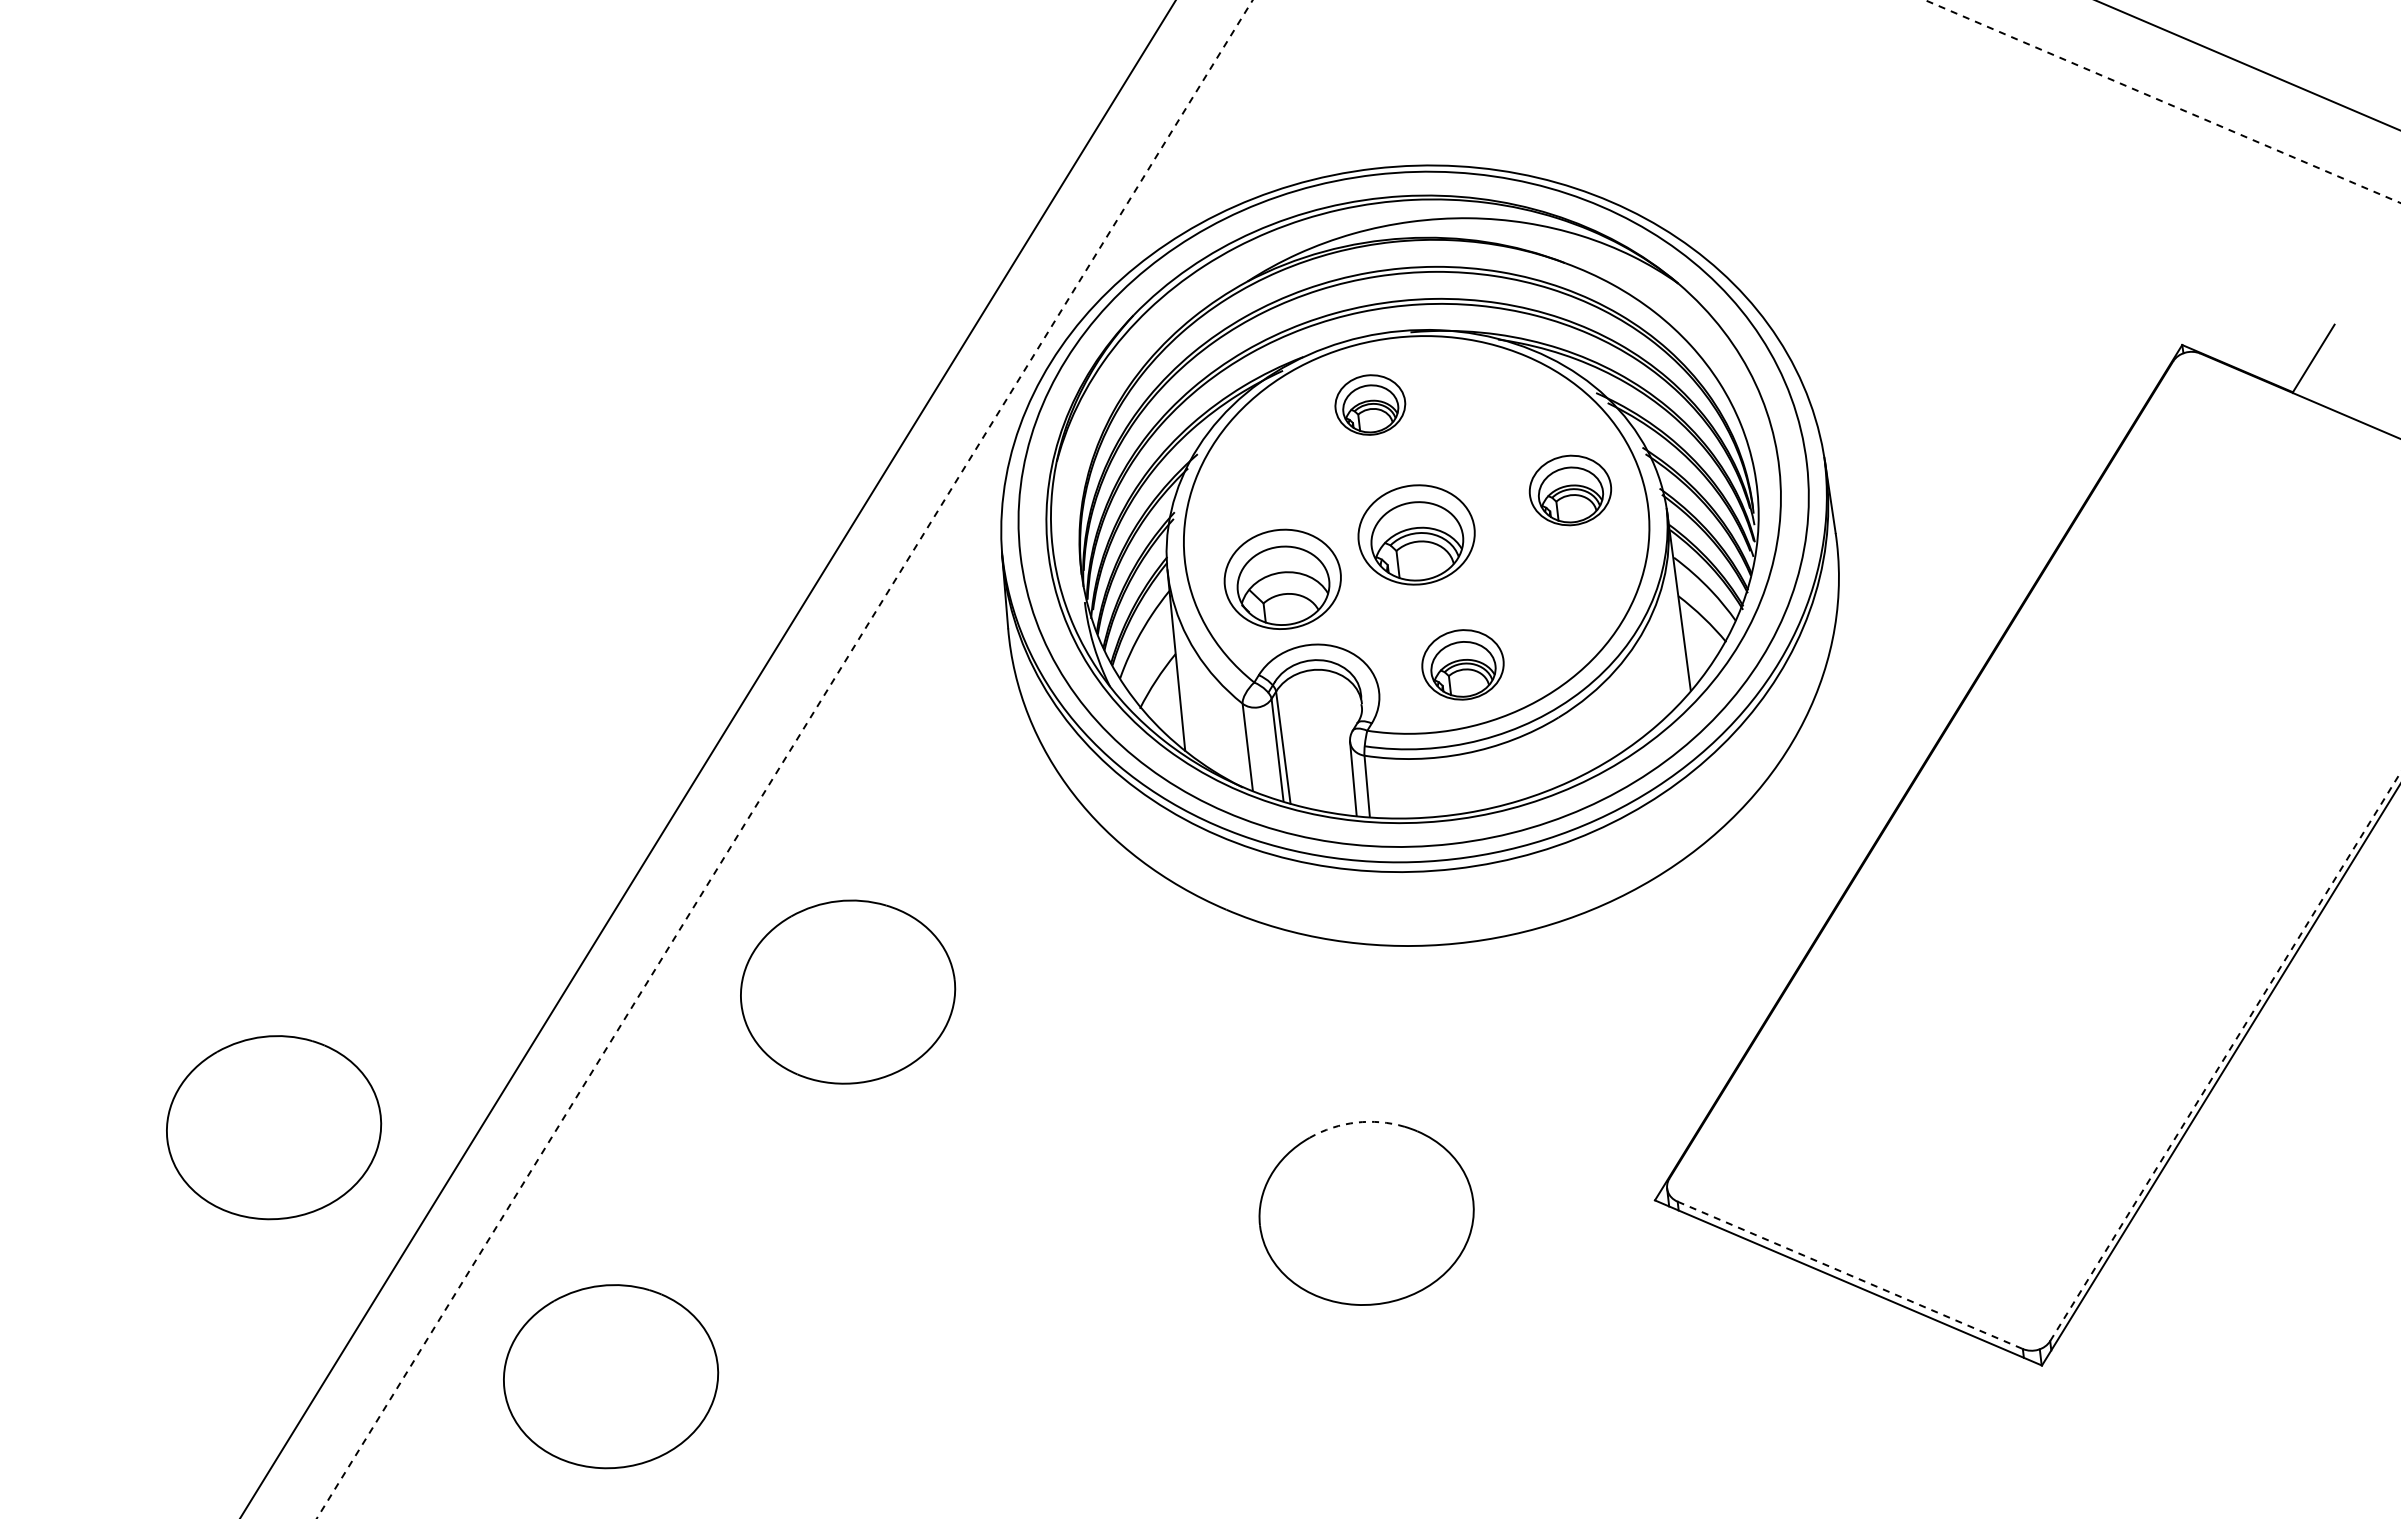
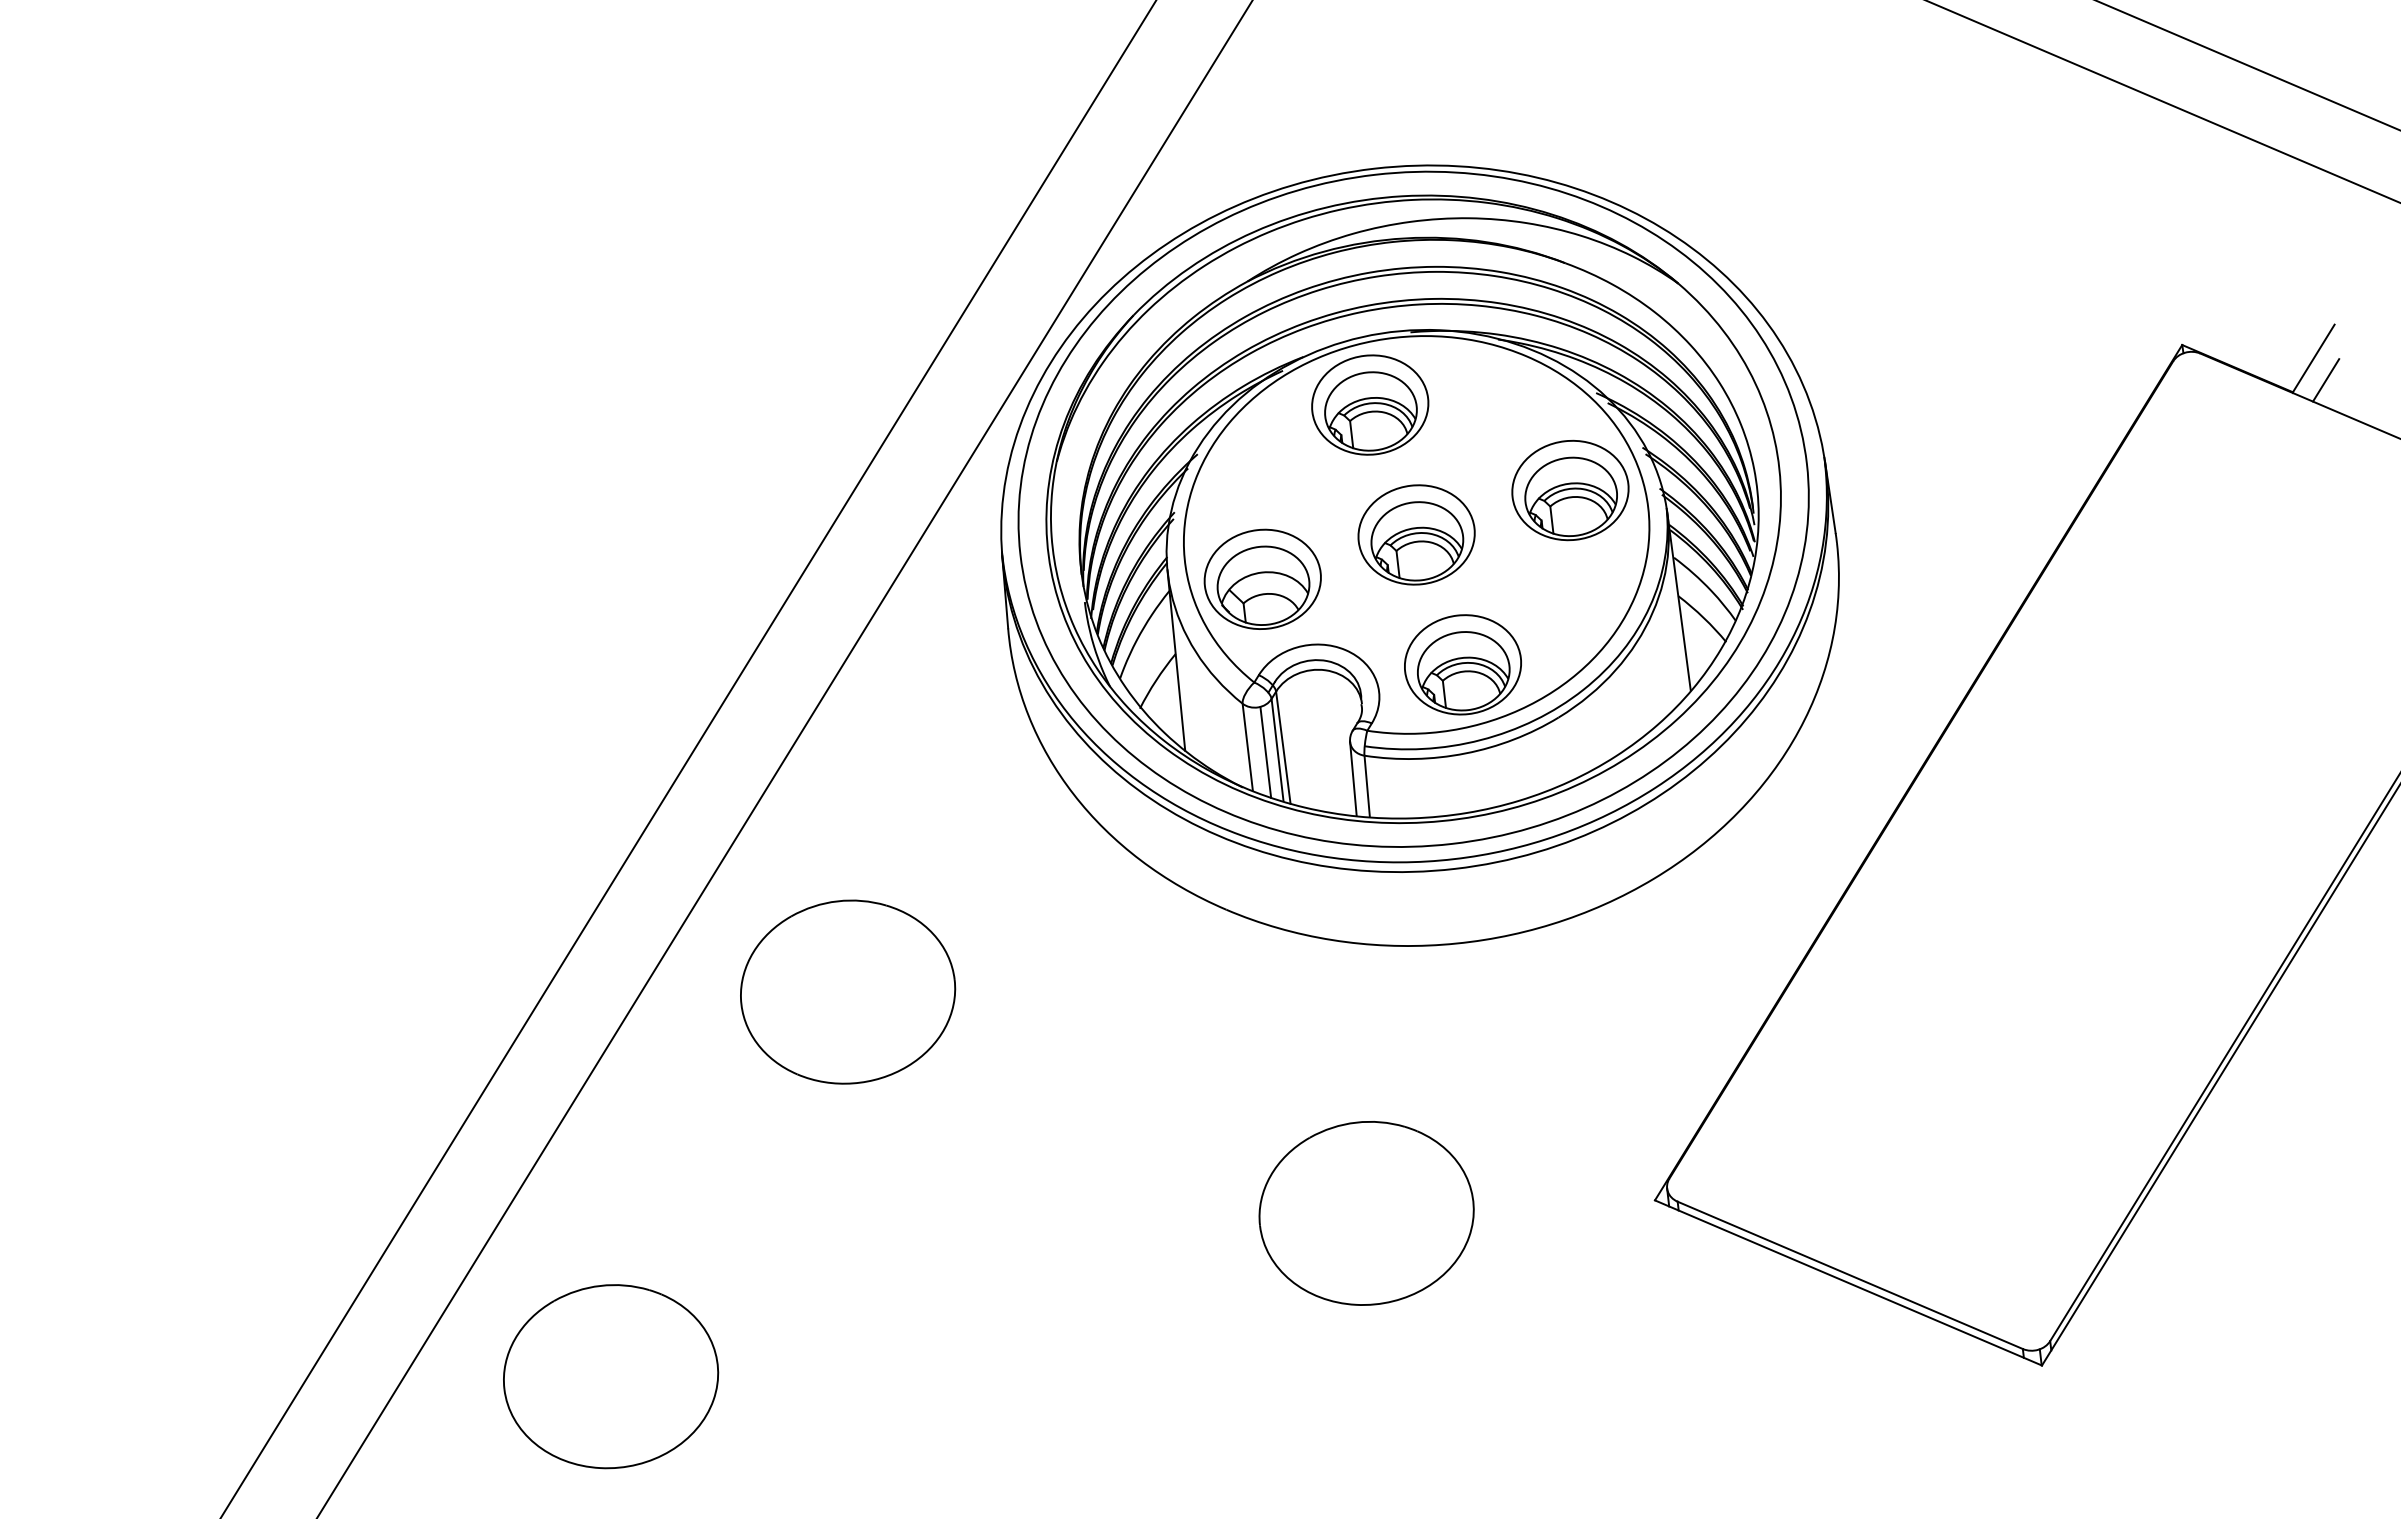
line: dashed -> solid (2162, 101)
line: none -> present (2326, 380)
part size: 73x62 px -> 119x102 px (1370, 404)
part size: 85x73 px -> 119x103 px (1570, 490)
part position: (1282, 578) -> (1262, 578) (1262, 578)
part size: 84x72 px -> 118x102 px (1462, 664)
line: none -> present (1265, 751)
line position: (707, 758) -> (688, 758) (688, 758)
line: dashed -> solid (784, 759)
line: dashed -> solid (2225, 1056)
arc: dashed -> solid (1356, 1122)
part: present -> none (274, 1127)
line: dashed -> solid (1850, 1275)
